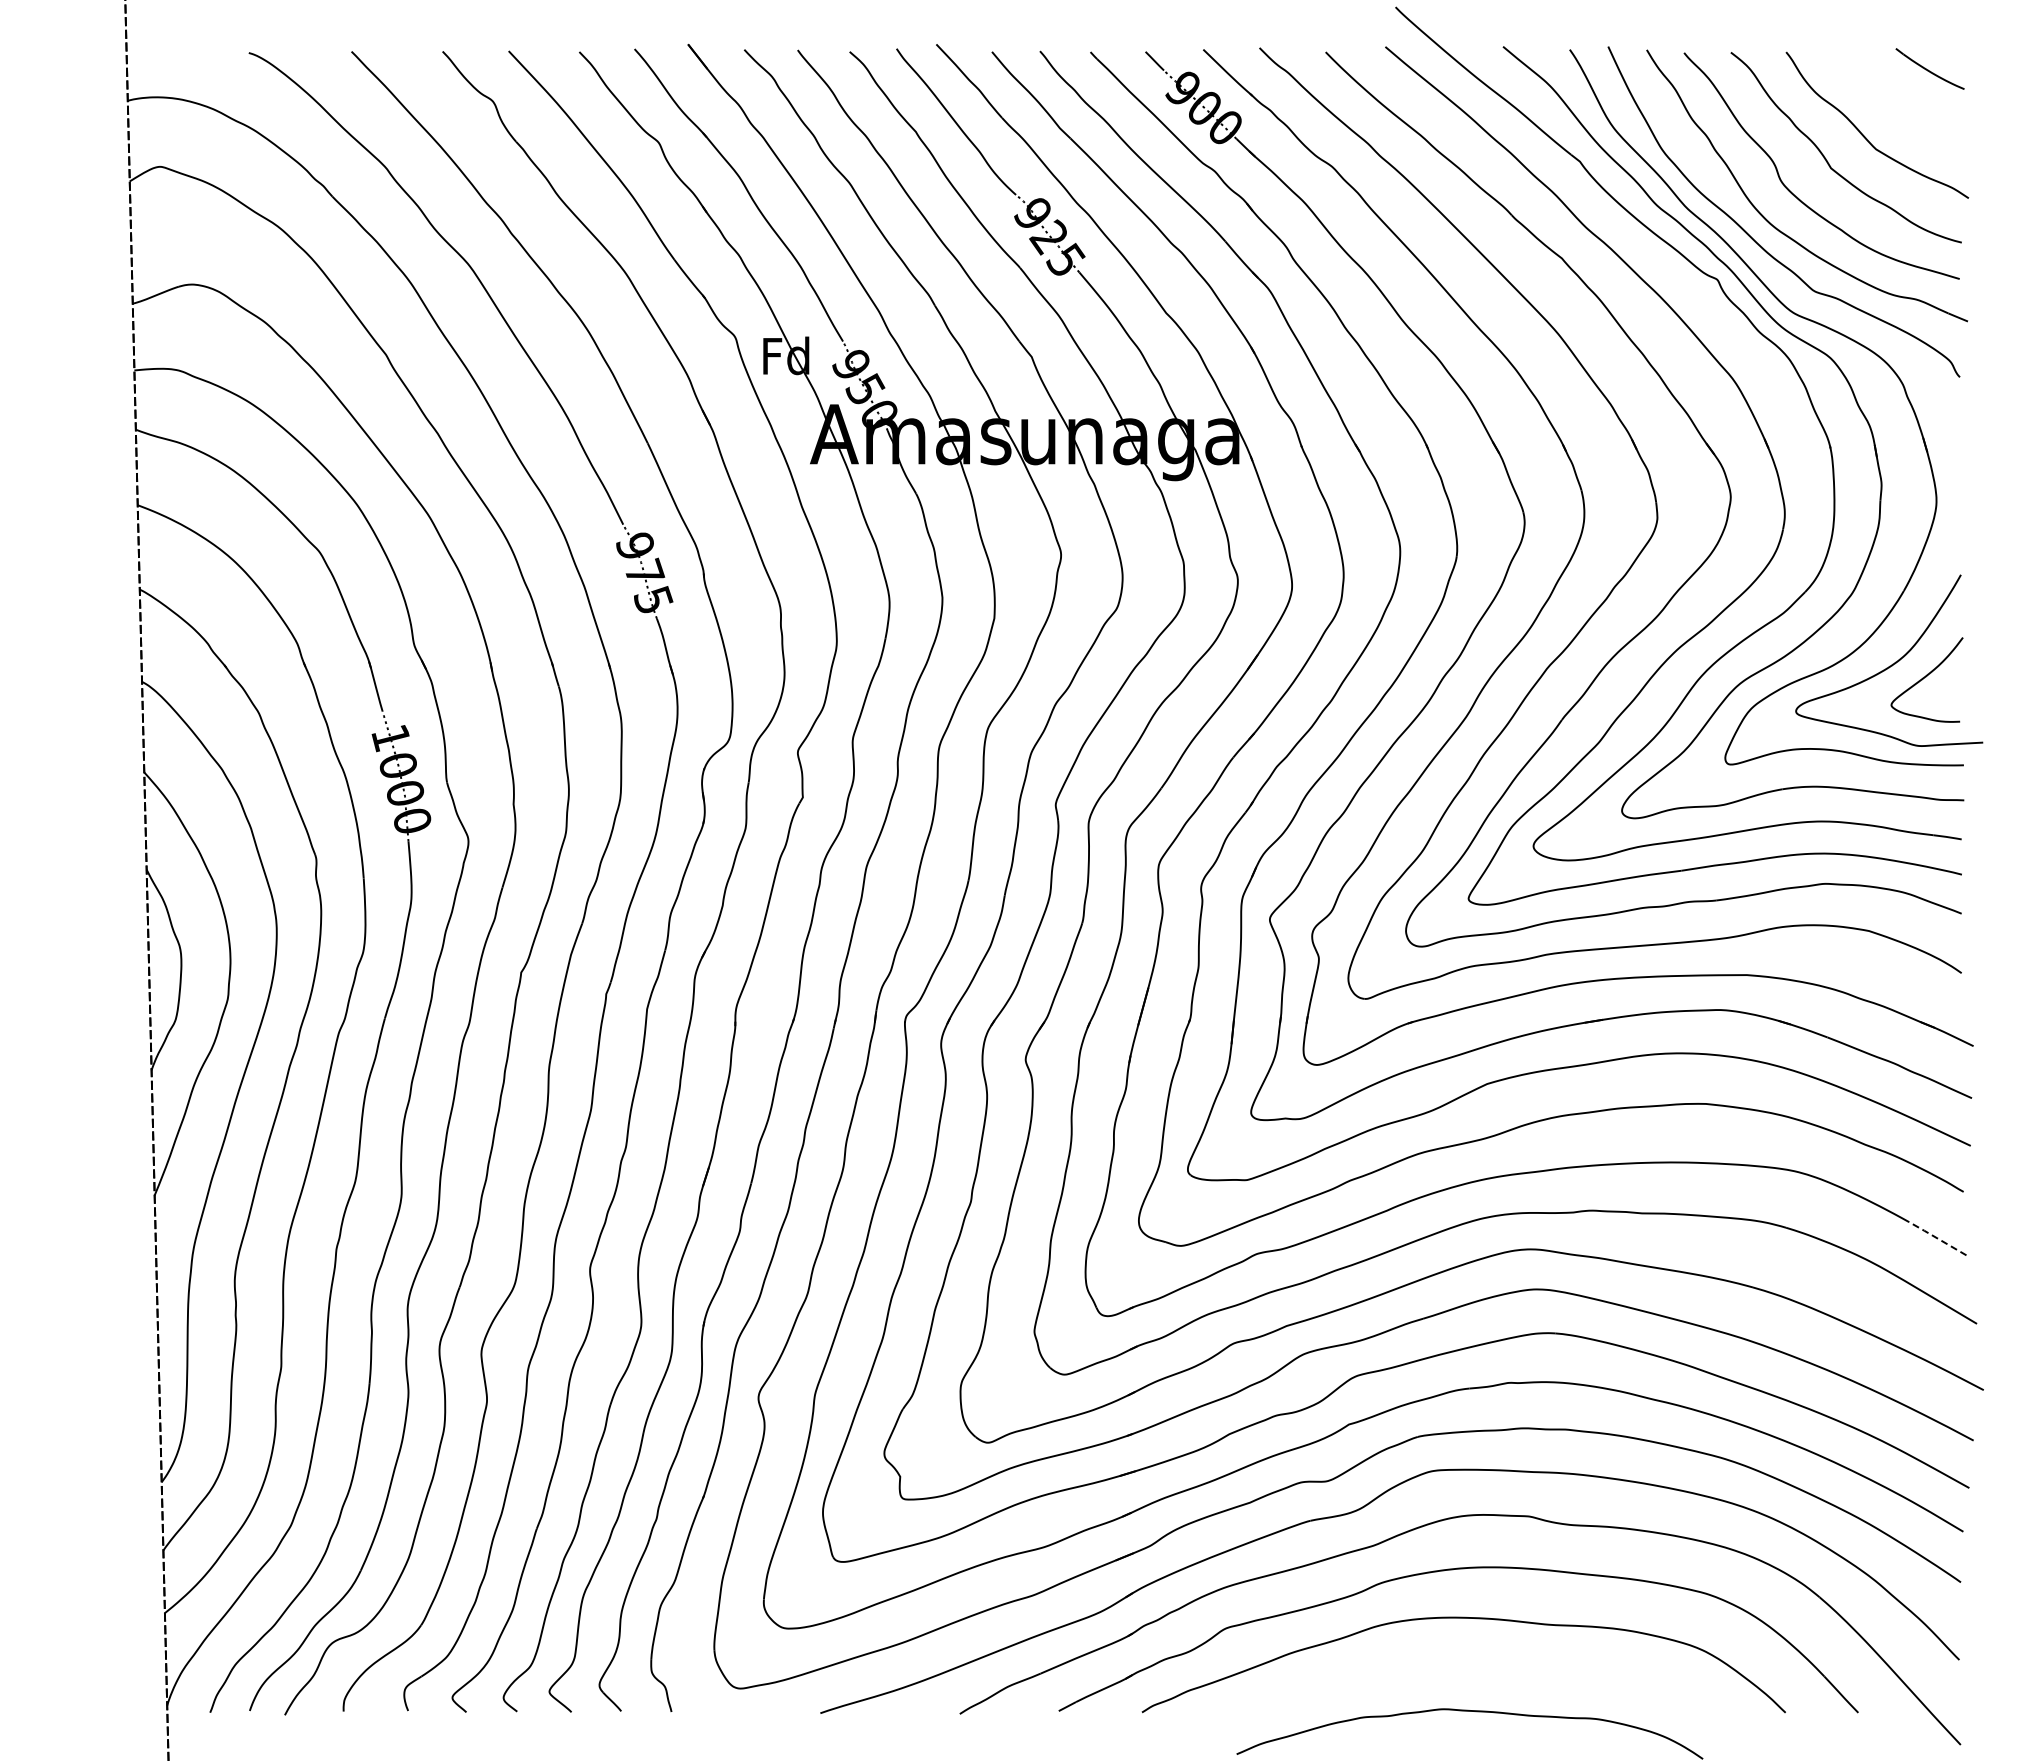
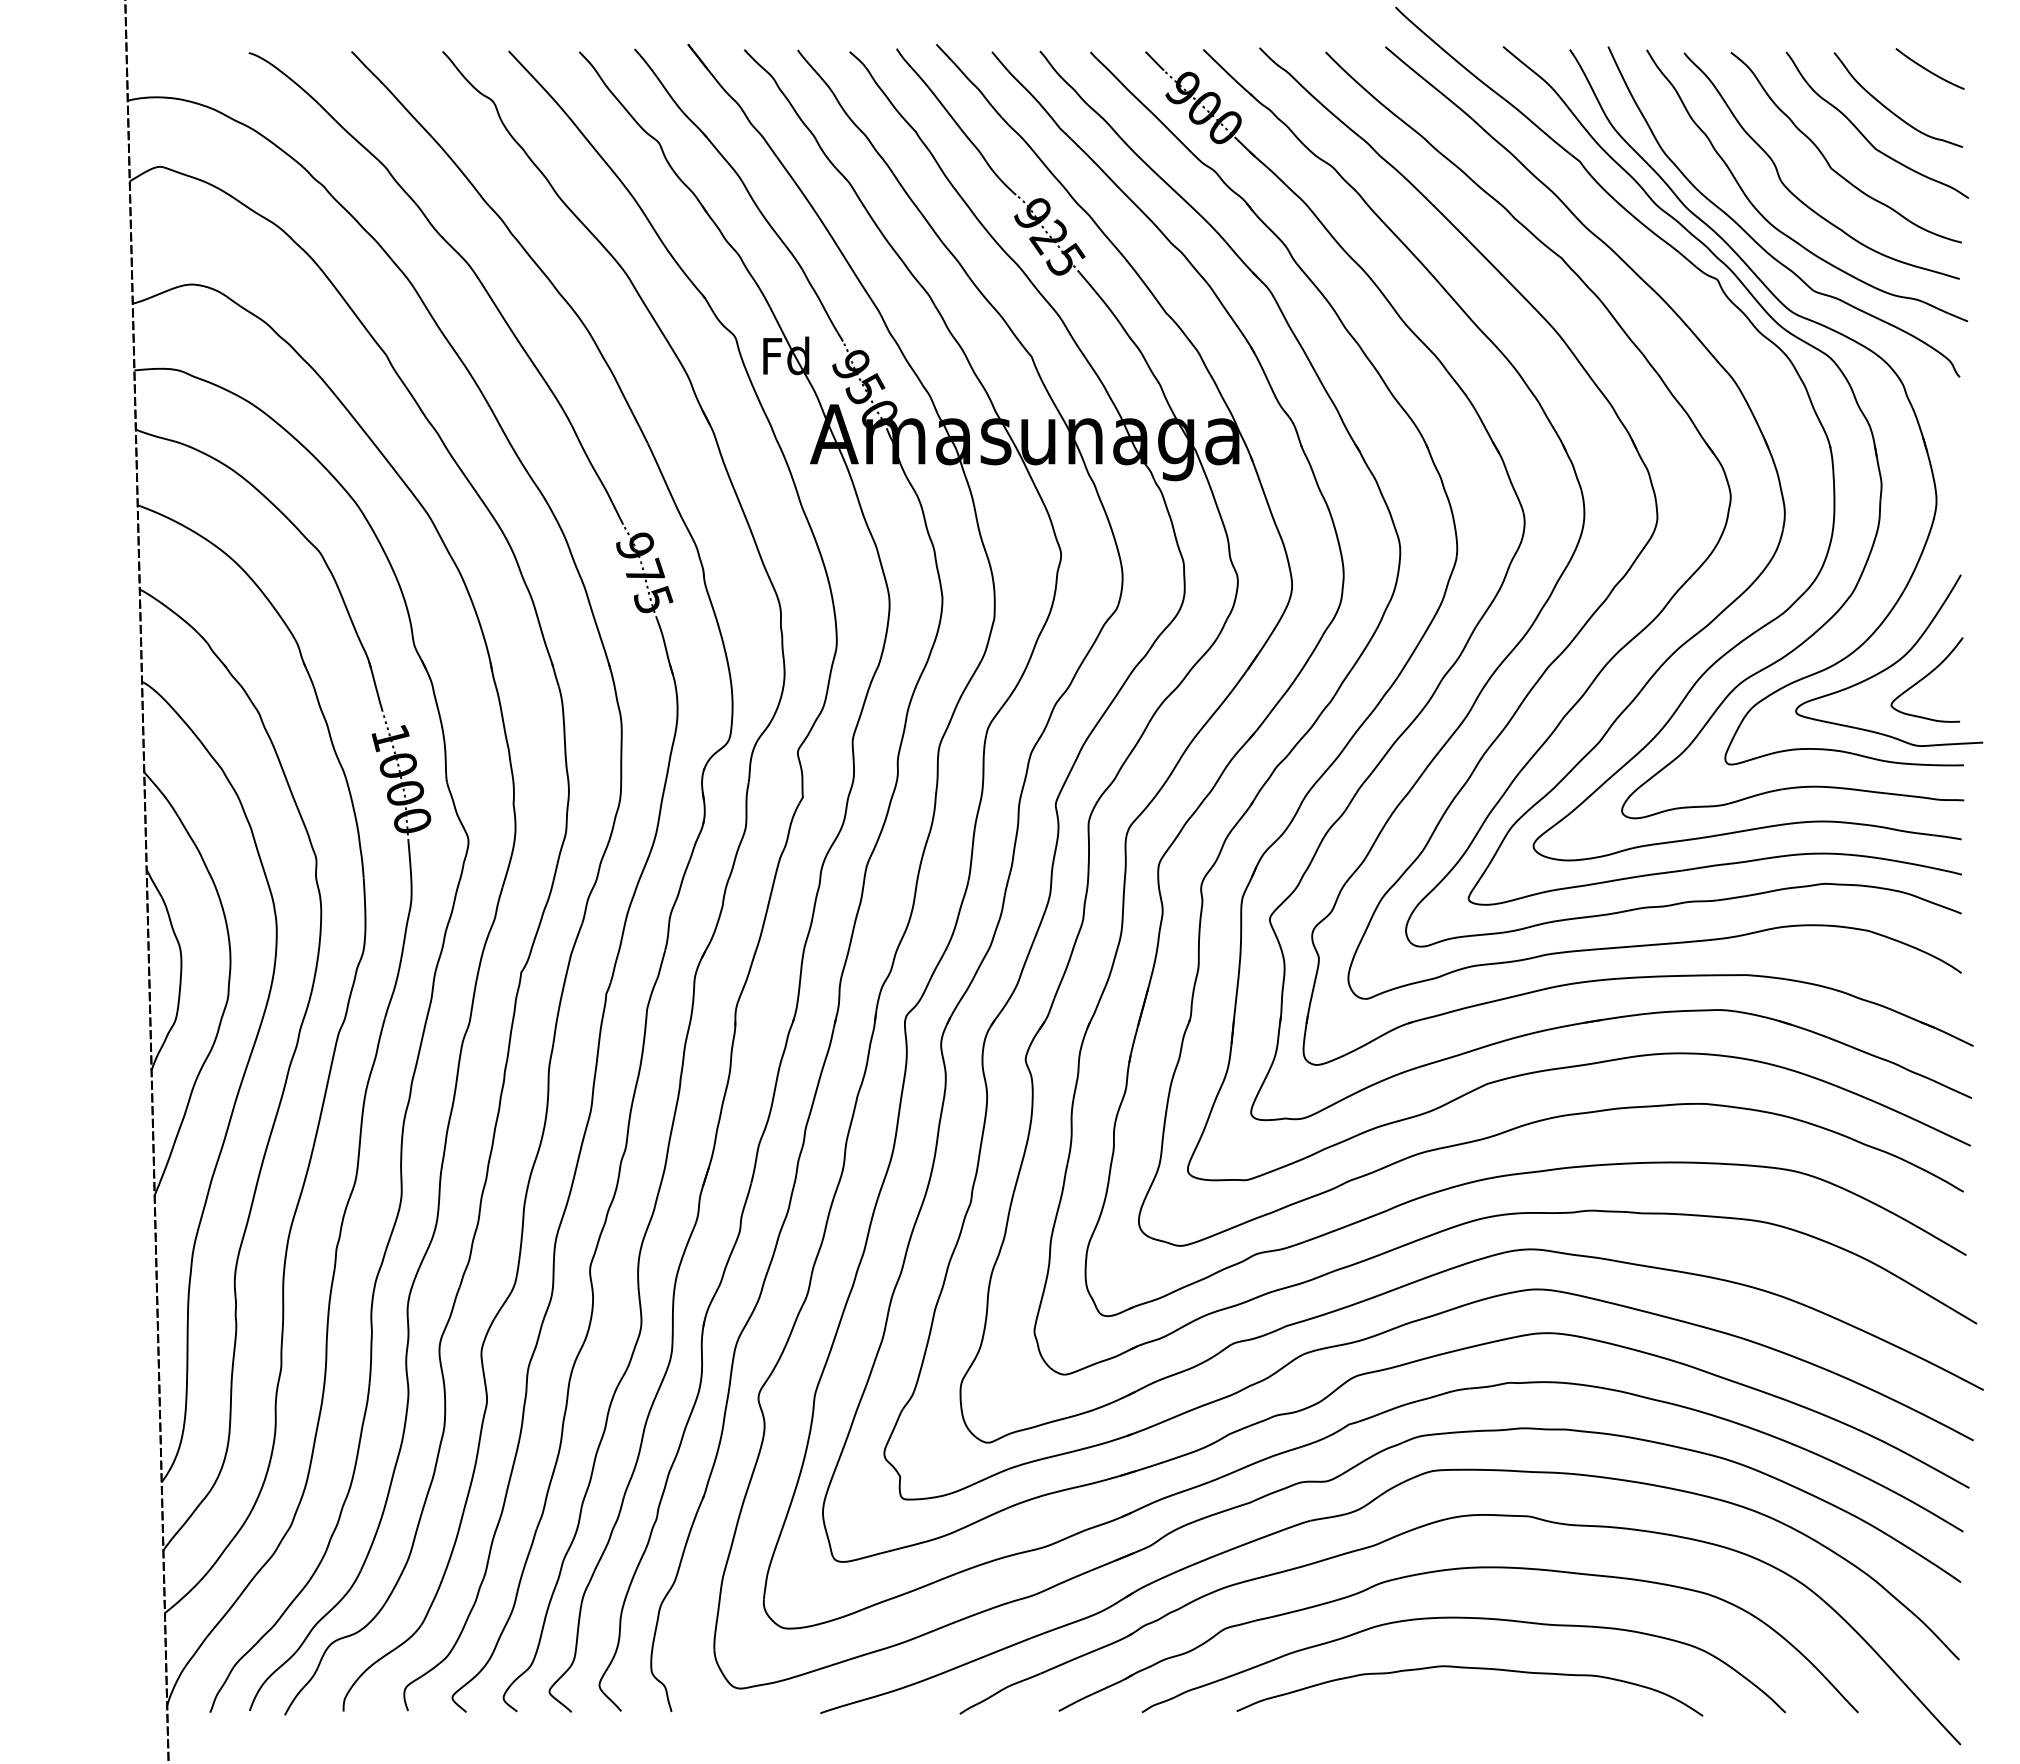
part: none -> present (1890, 109)
line: dashed -> solid (1937, 1238)
curve position: (1469, 1711) -> (1469, 1668) (1469, 1668)
